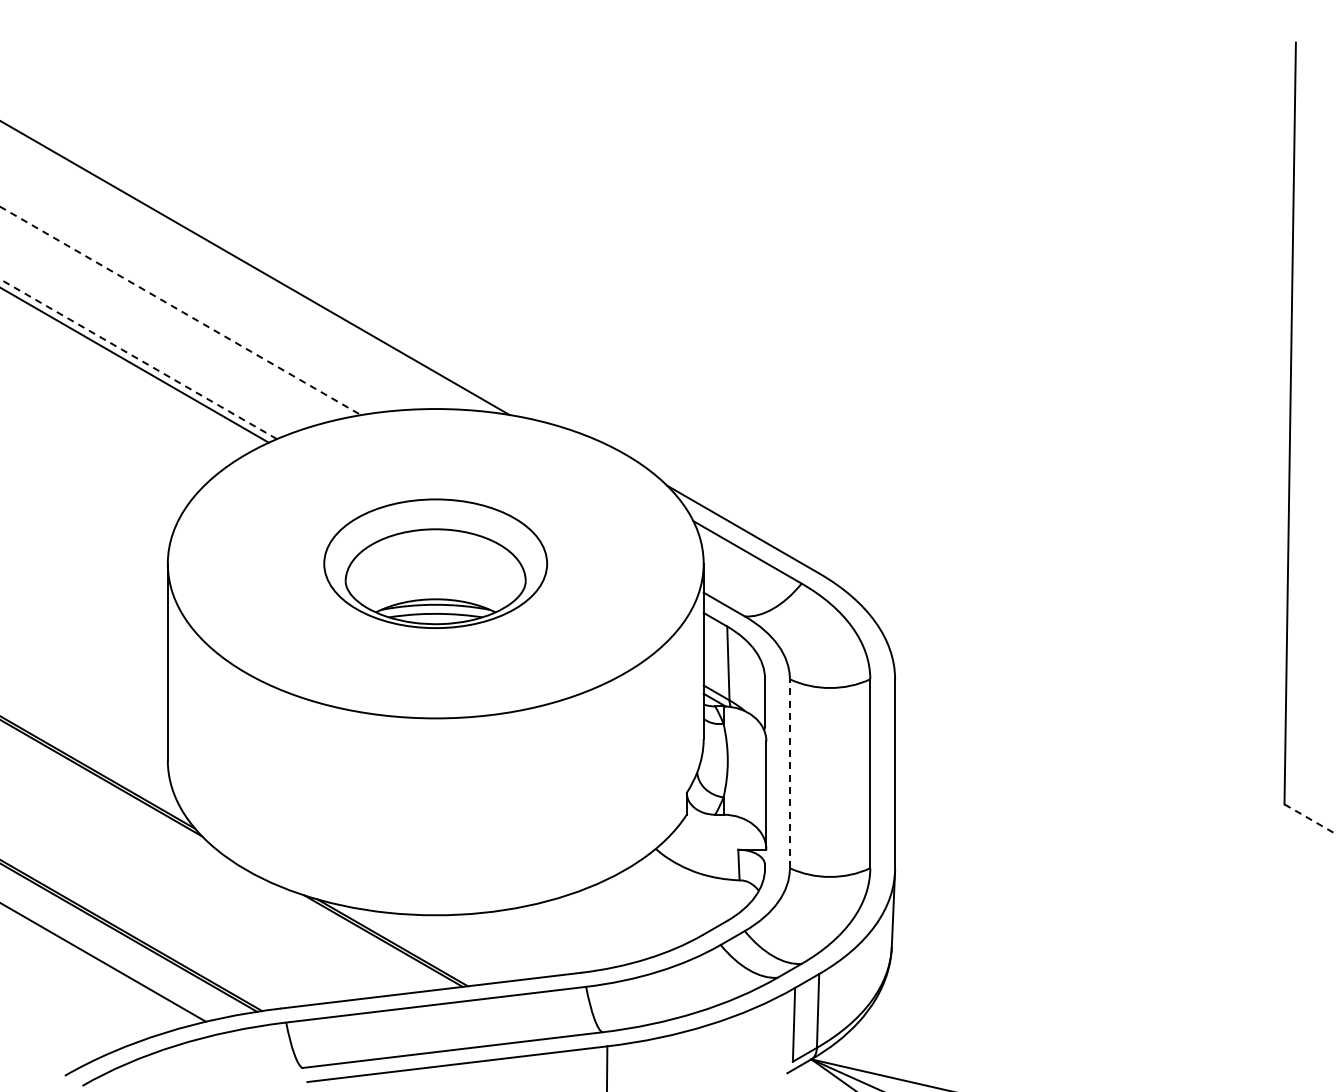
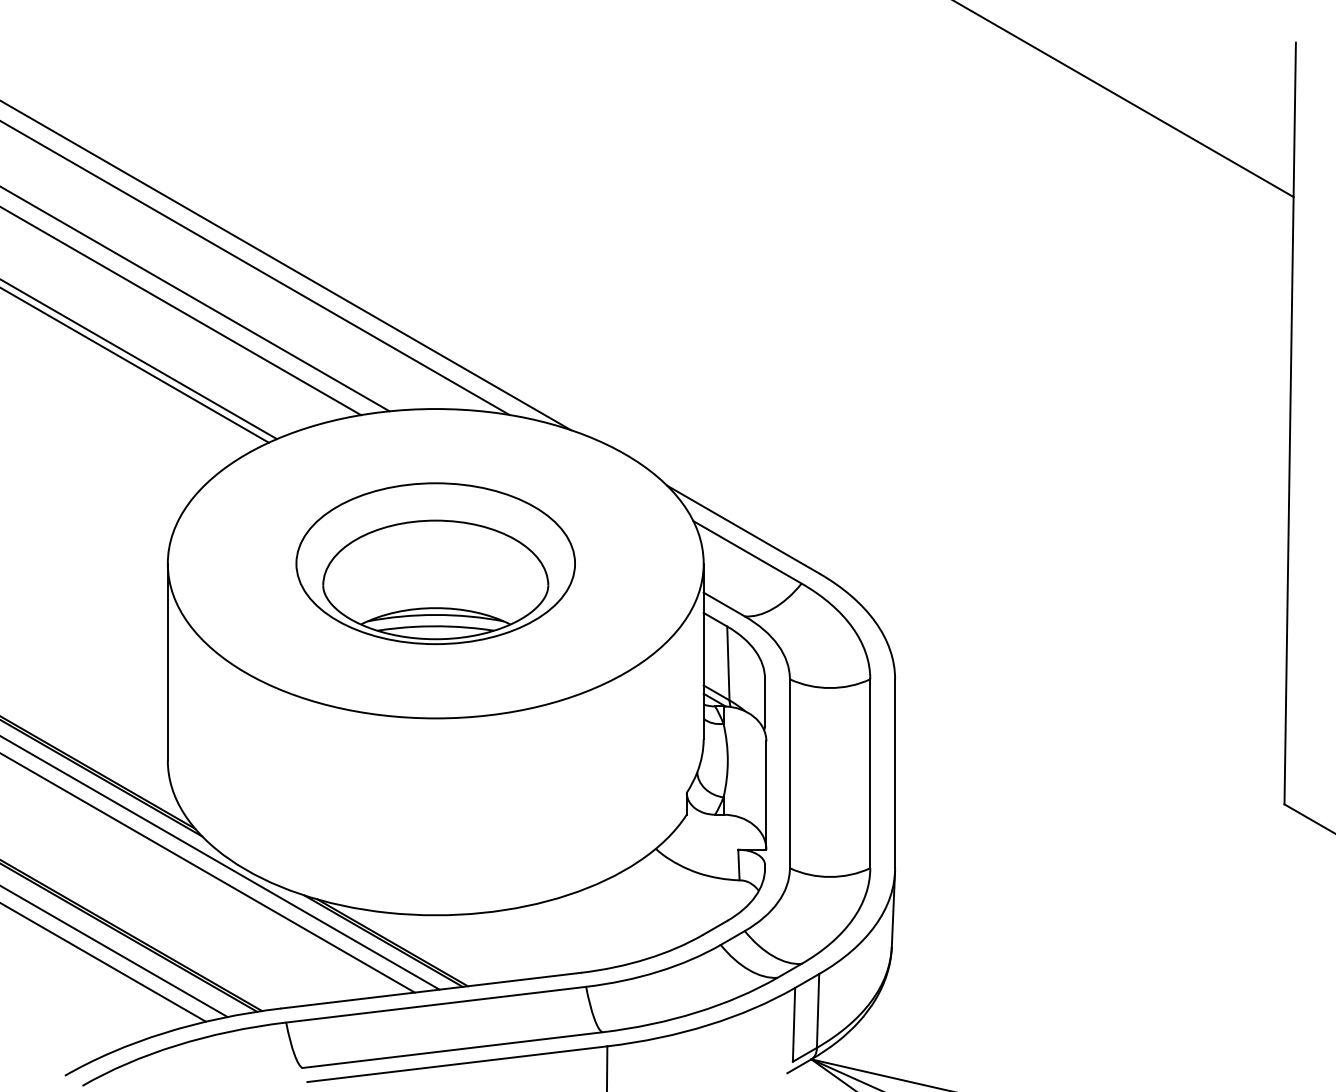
line: none -> present (1124, 99)
line: none -> present (286, 265)
line: none -> present (195, 299)
line: dashed -> solid (181, 311)
line: dashed -> solid (138, 359)
part size: 226x131 px -> 281x164 px (435, 563)
line: dashed -> solid (789, 773)
line: dashed -> solid (1310, 819)
line: none -> present (220, 863)
line: none -> present (208, 873)
line: none -> present (114, 951)
